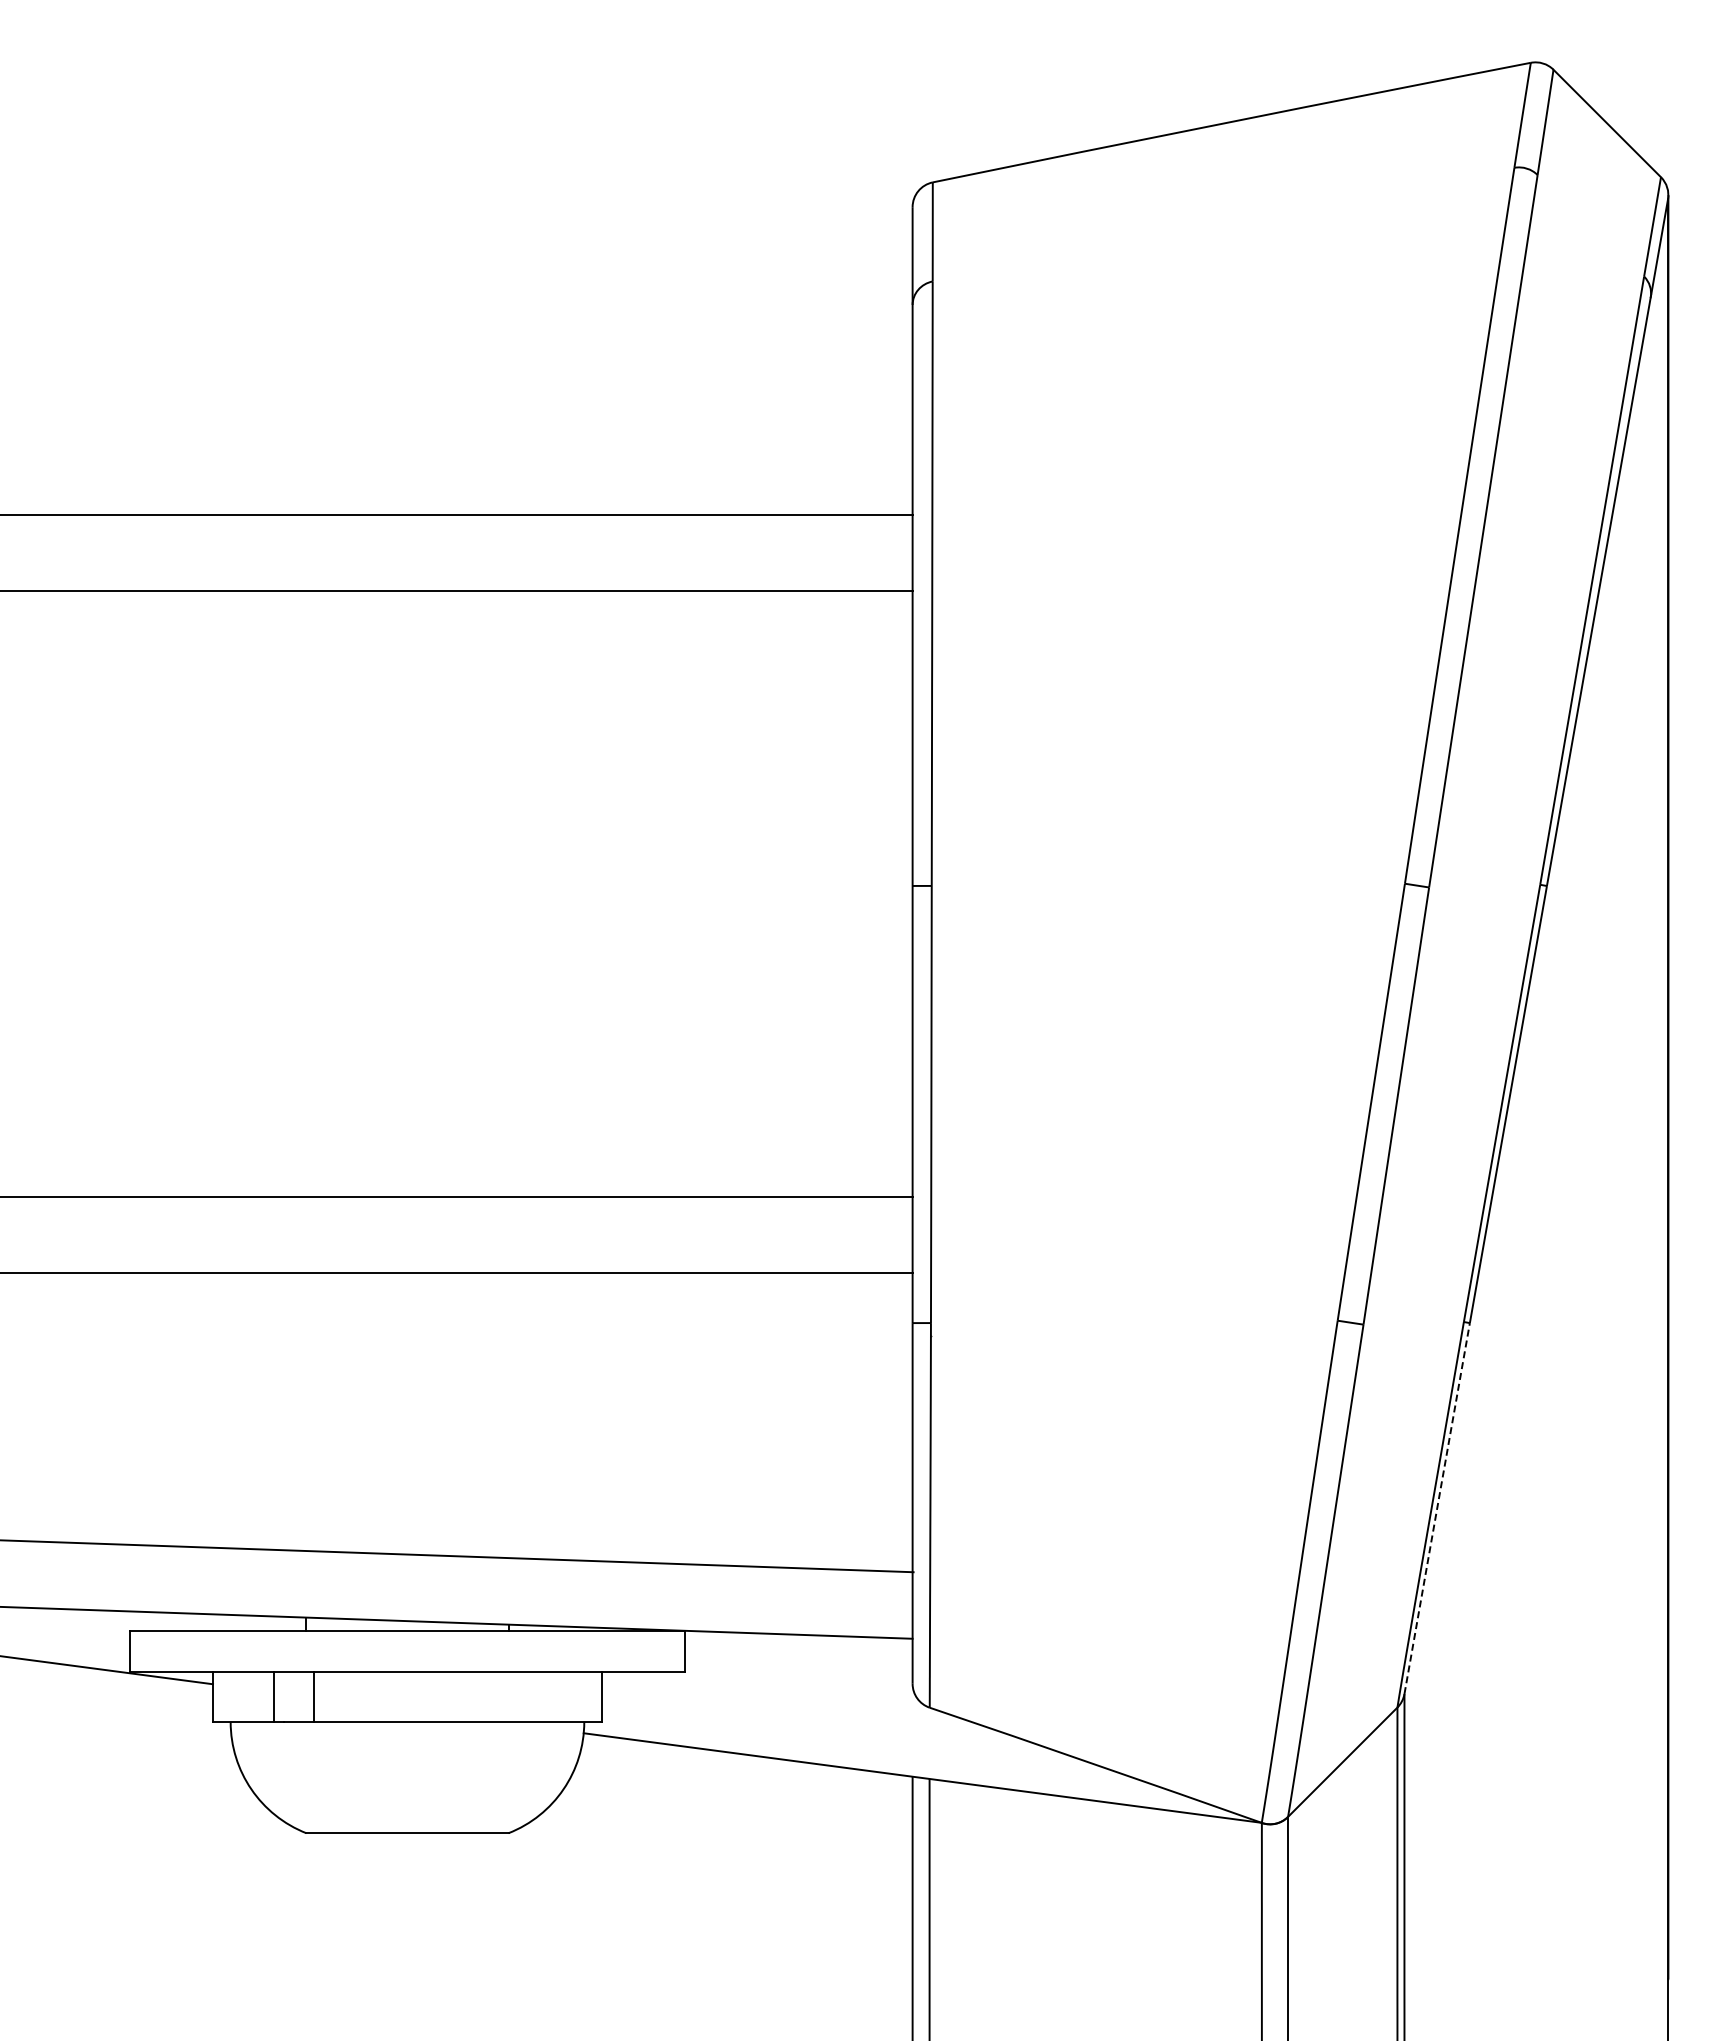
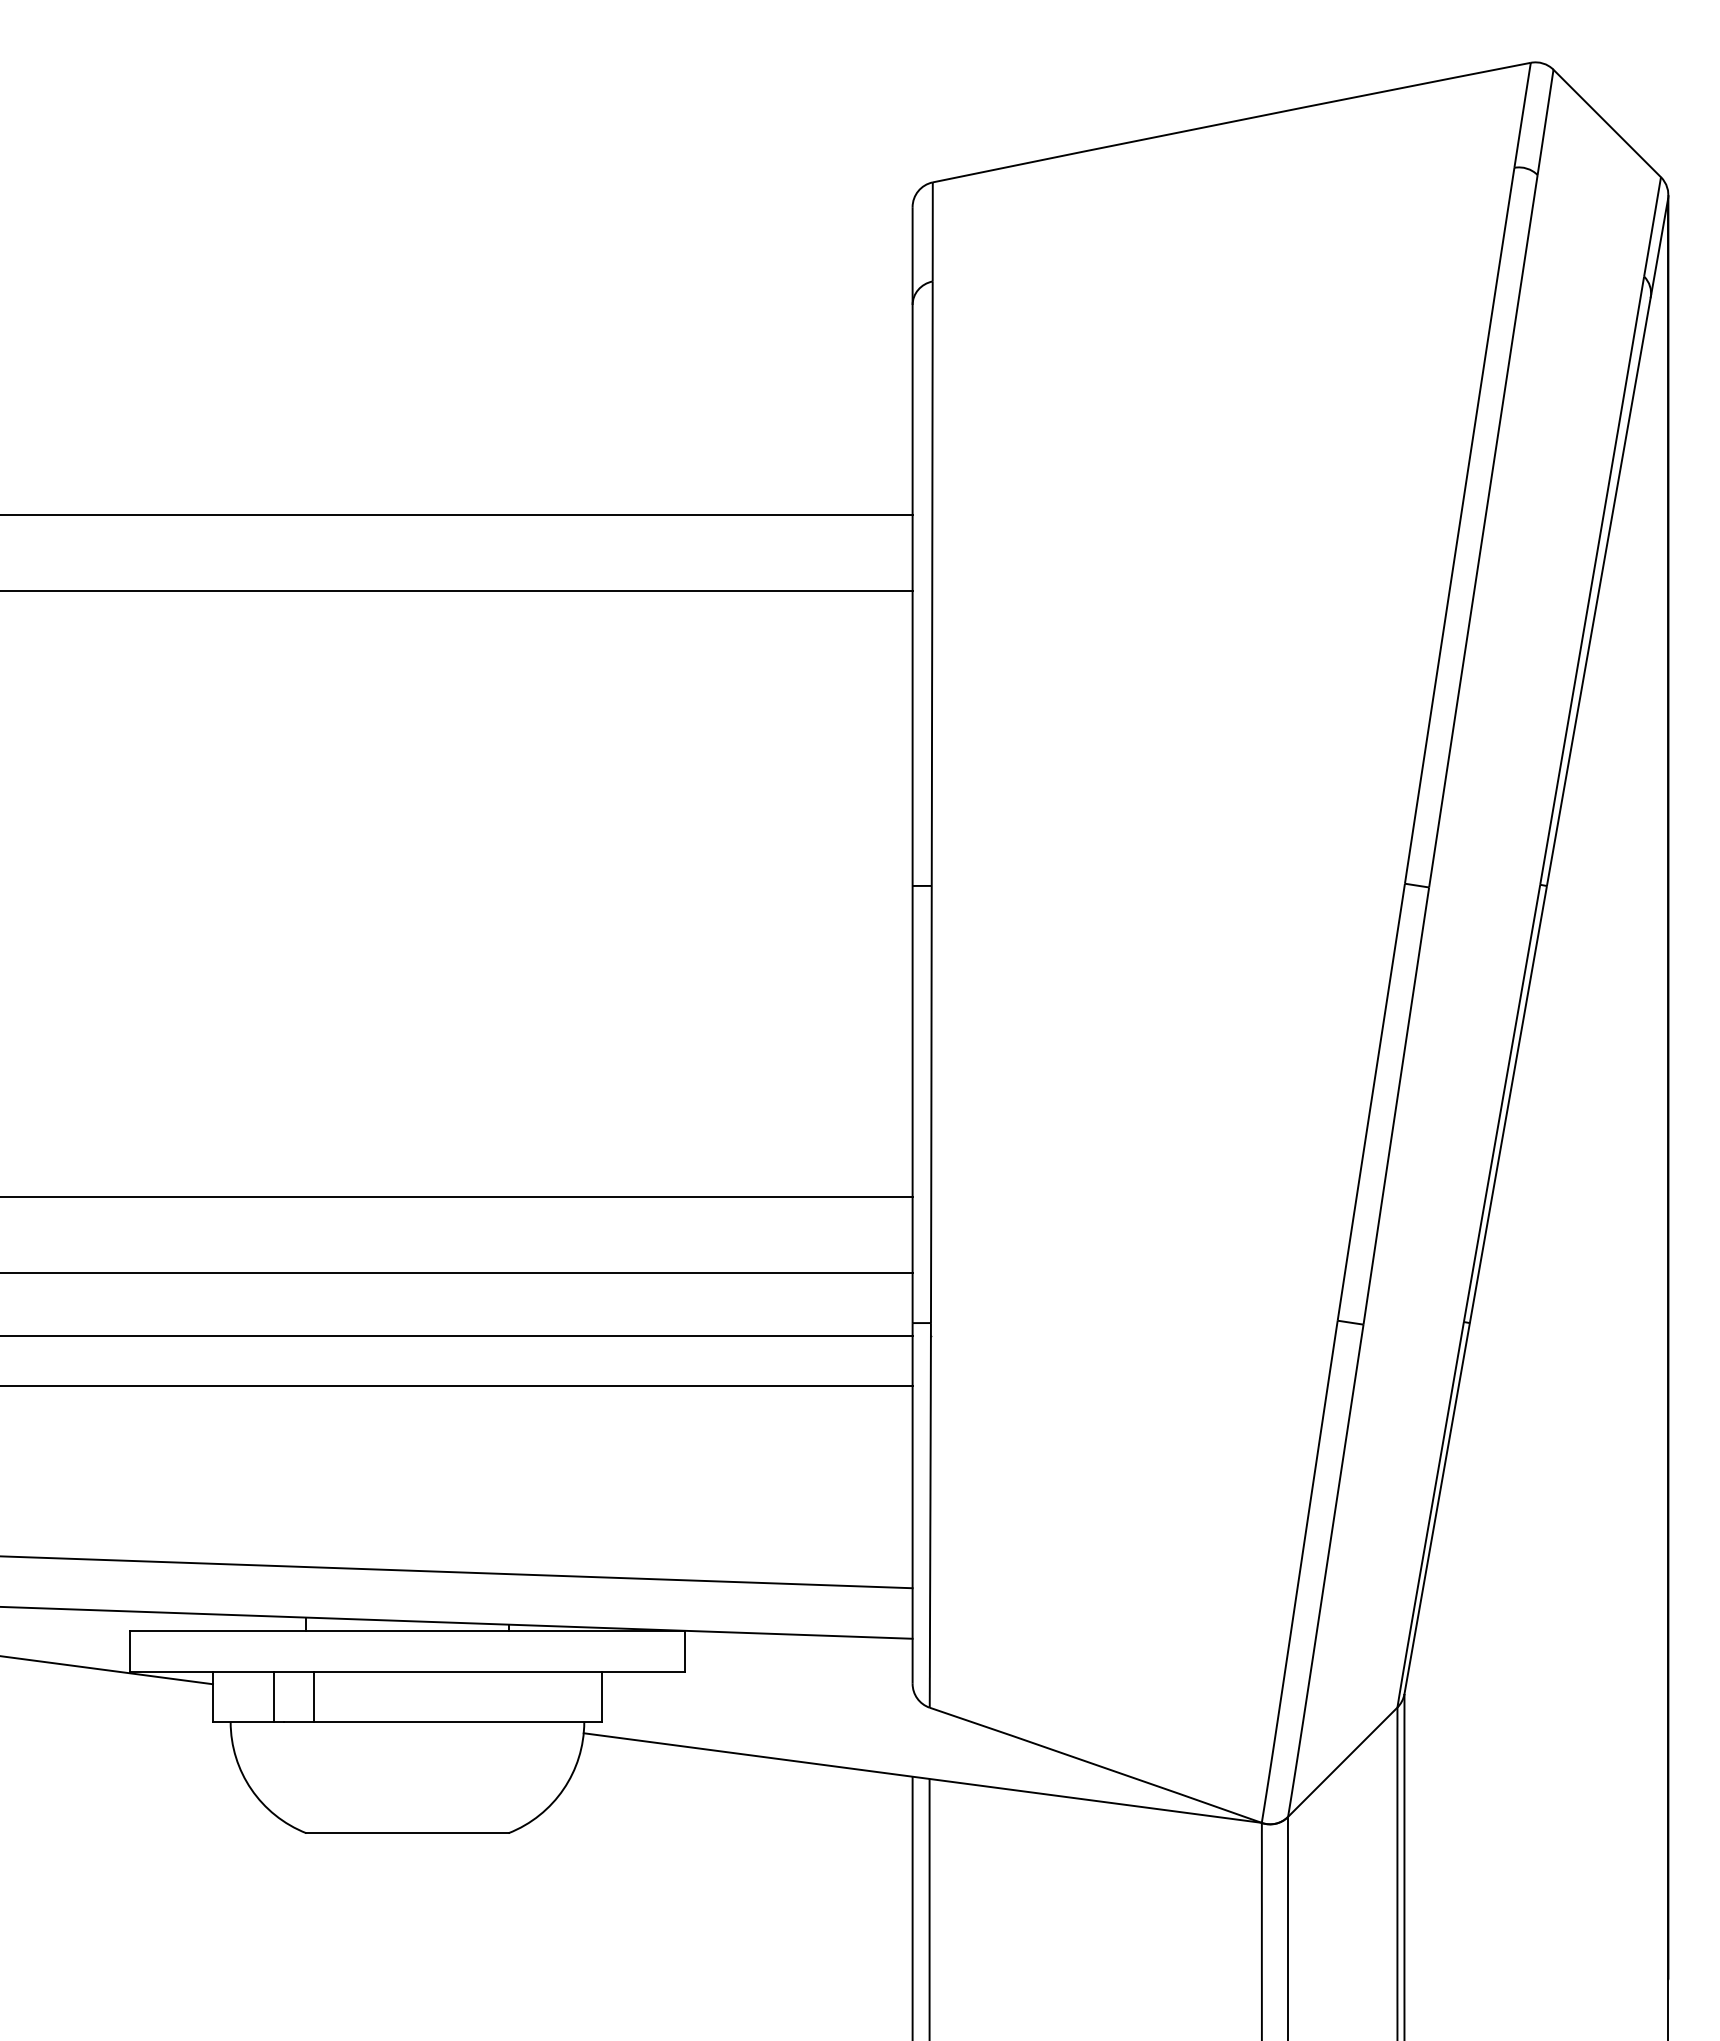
line: none -> present (457, 1335)
line: none -> present (457, 1386)
line: dashed -> solid (1437, 1508)
line position: (457, 1556) -> (457, 1572) (457, 1572)
